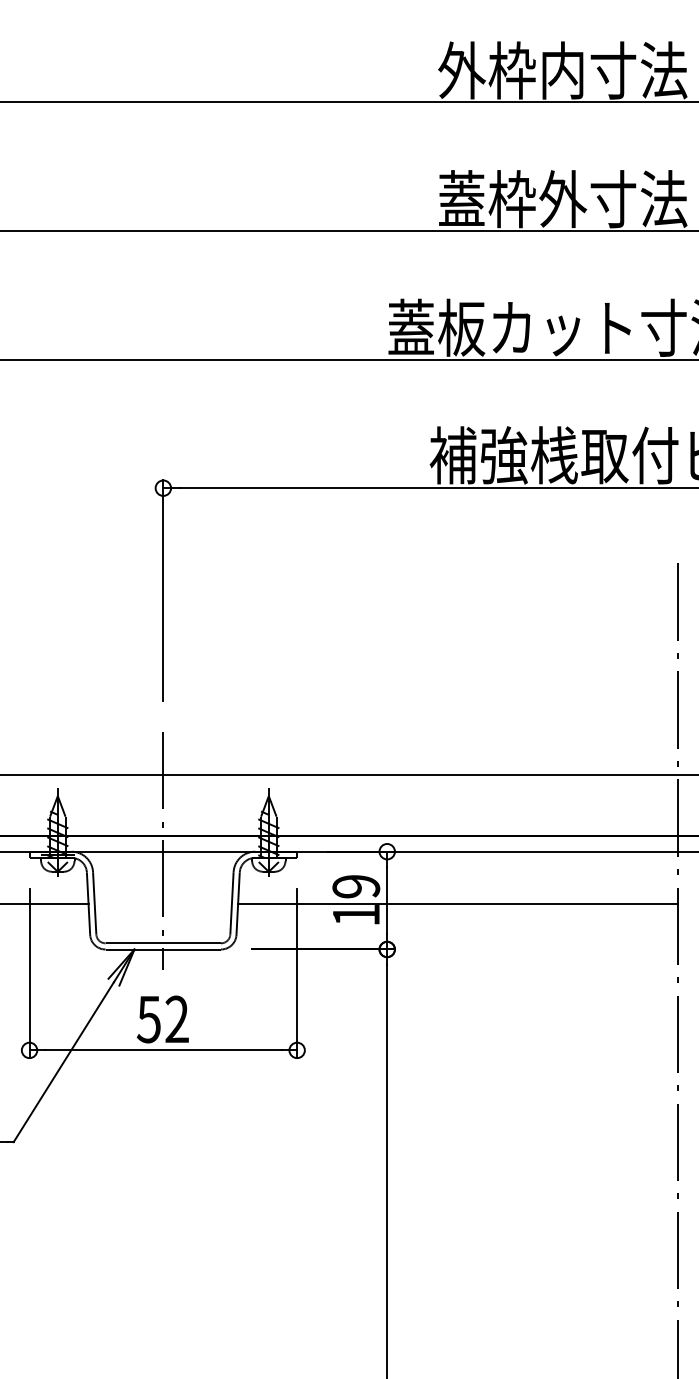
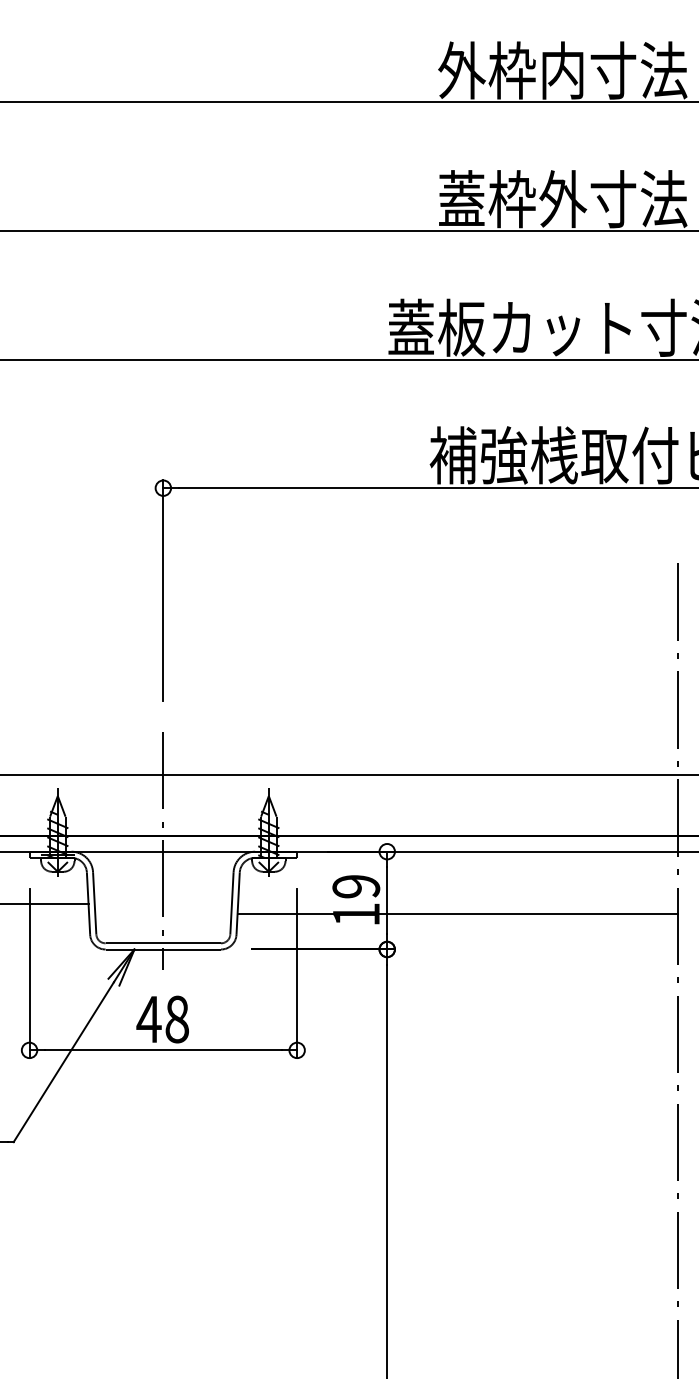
line position: (457, 904) -> (457, 914) (457, 914)
text: 52 -> 48 (162, 1019)
